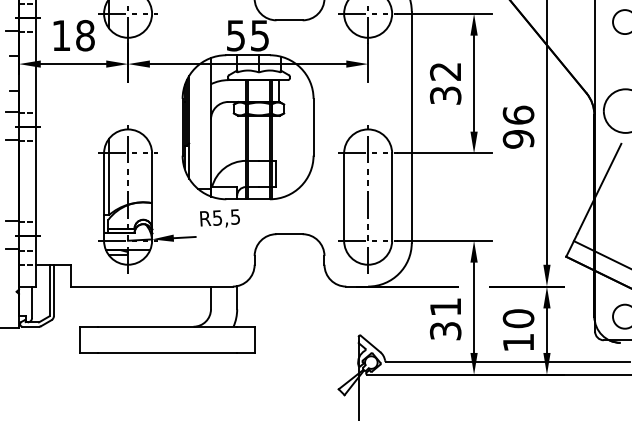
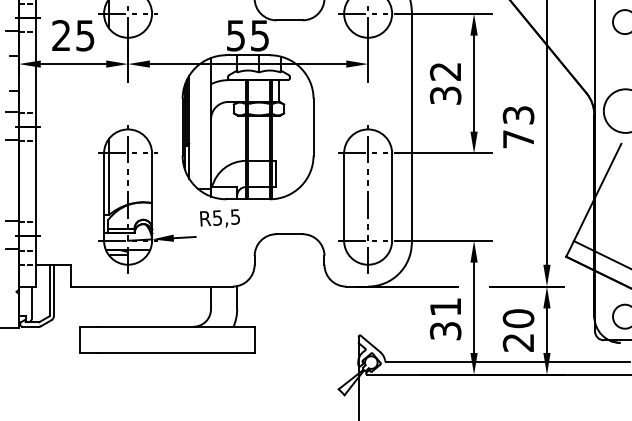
text: 18 -> 25 (73, 35)
text: 96 -> 73 (518, 126)
text: 10 -> 20 (517, 342)
